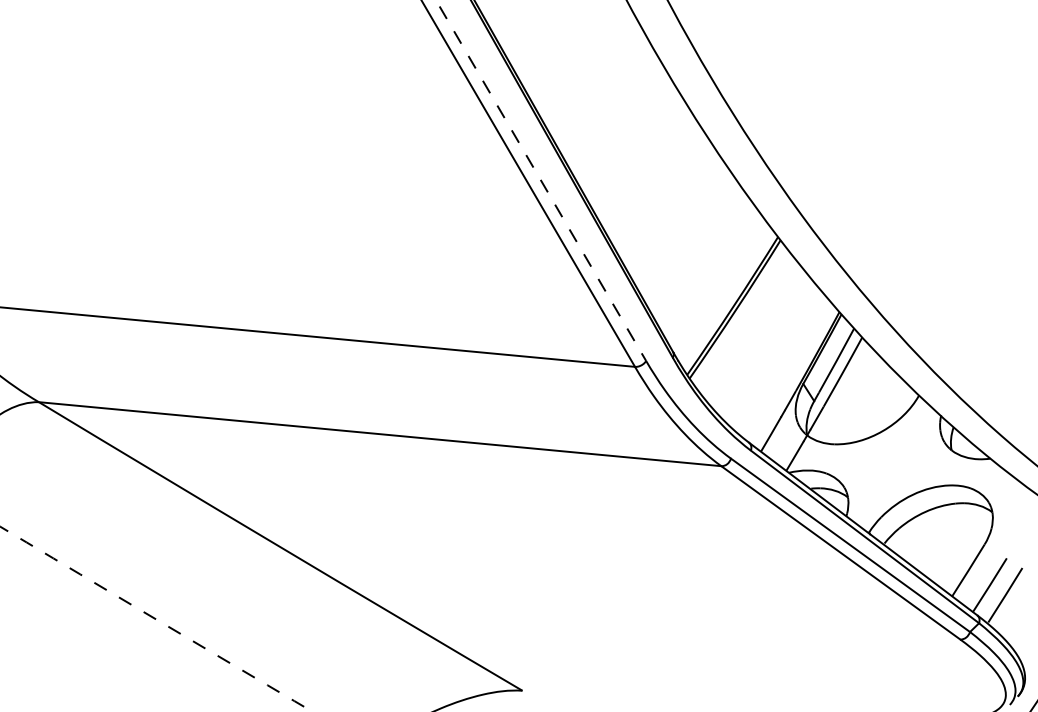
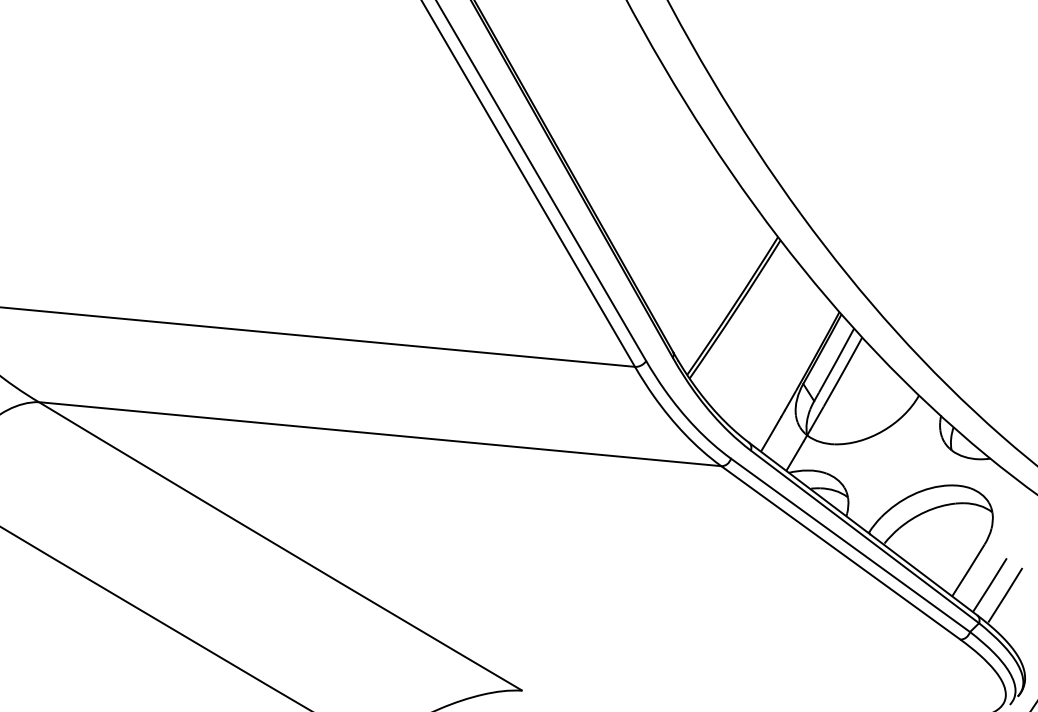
line: dashed -> solid (541, 181)
arc: dashed -> solid (157, 619)
